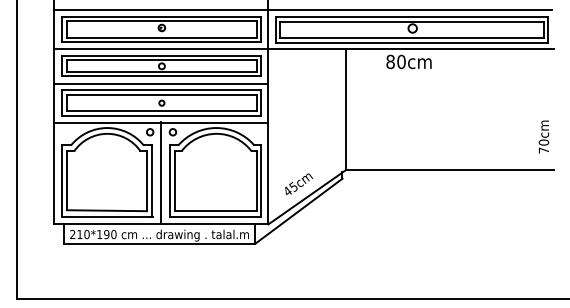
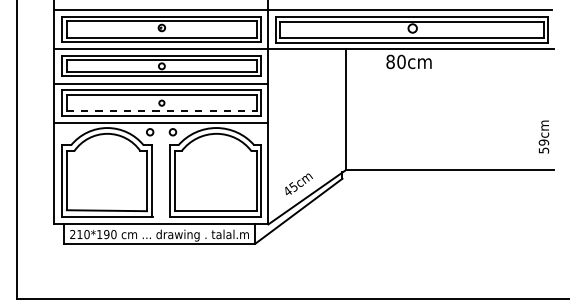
line: solid -> dashed (161, 110)
text: 70cm -> 59cm (544, 146)
line: present -> none (161, 172)
